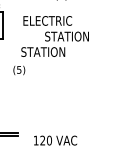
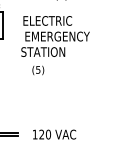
text: STATION -> EMERGENCY (57, 36)
text position: (19, 70) -> (38, 70) (38, 70)
text position: (55, 140) -> (54, 134) (54, 134)
